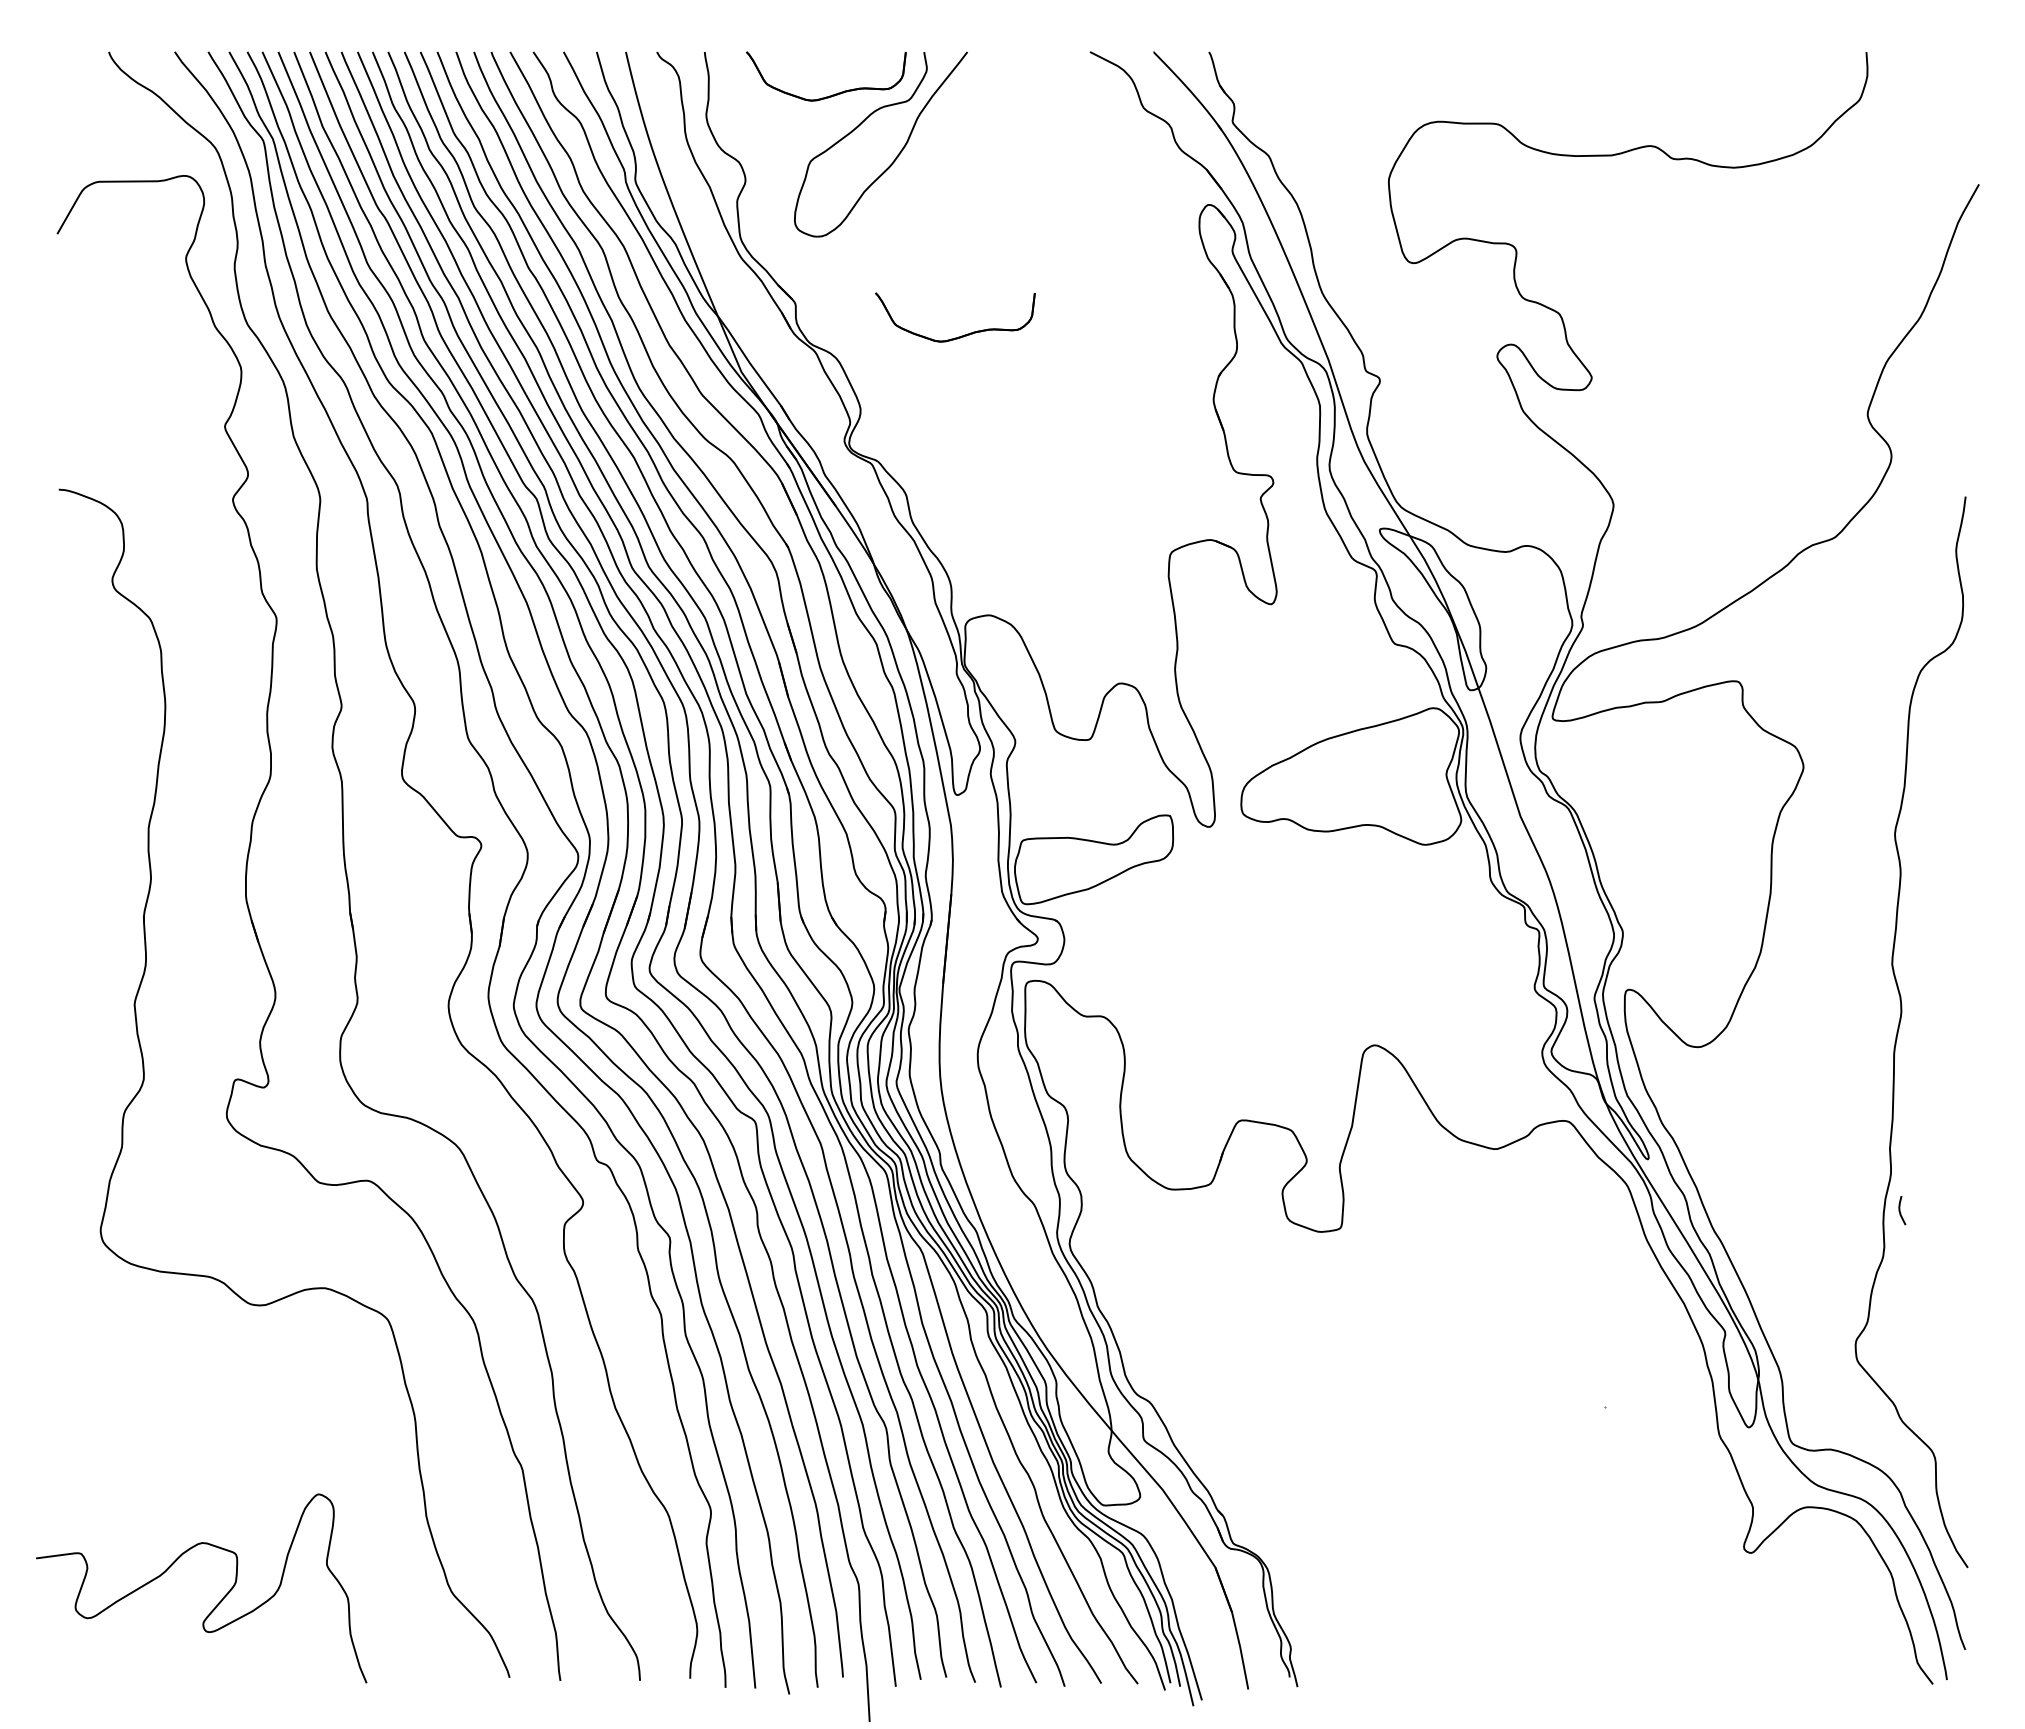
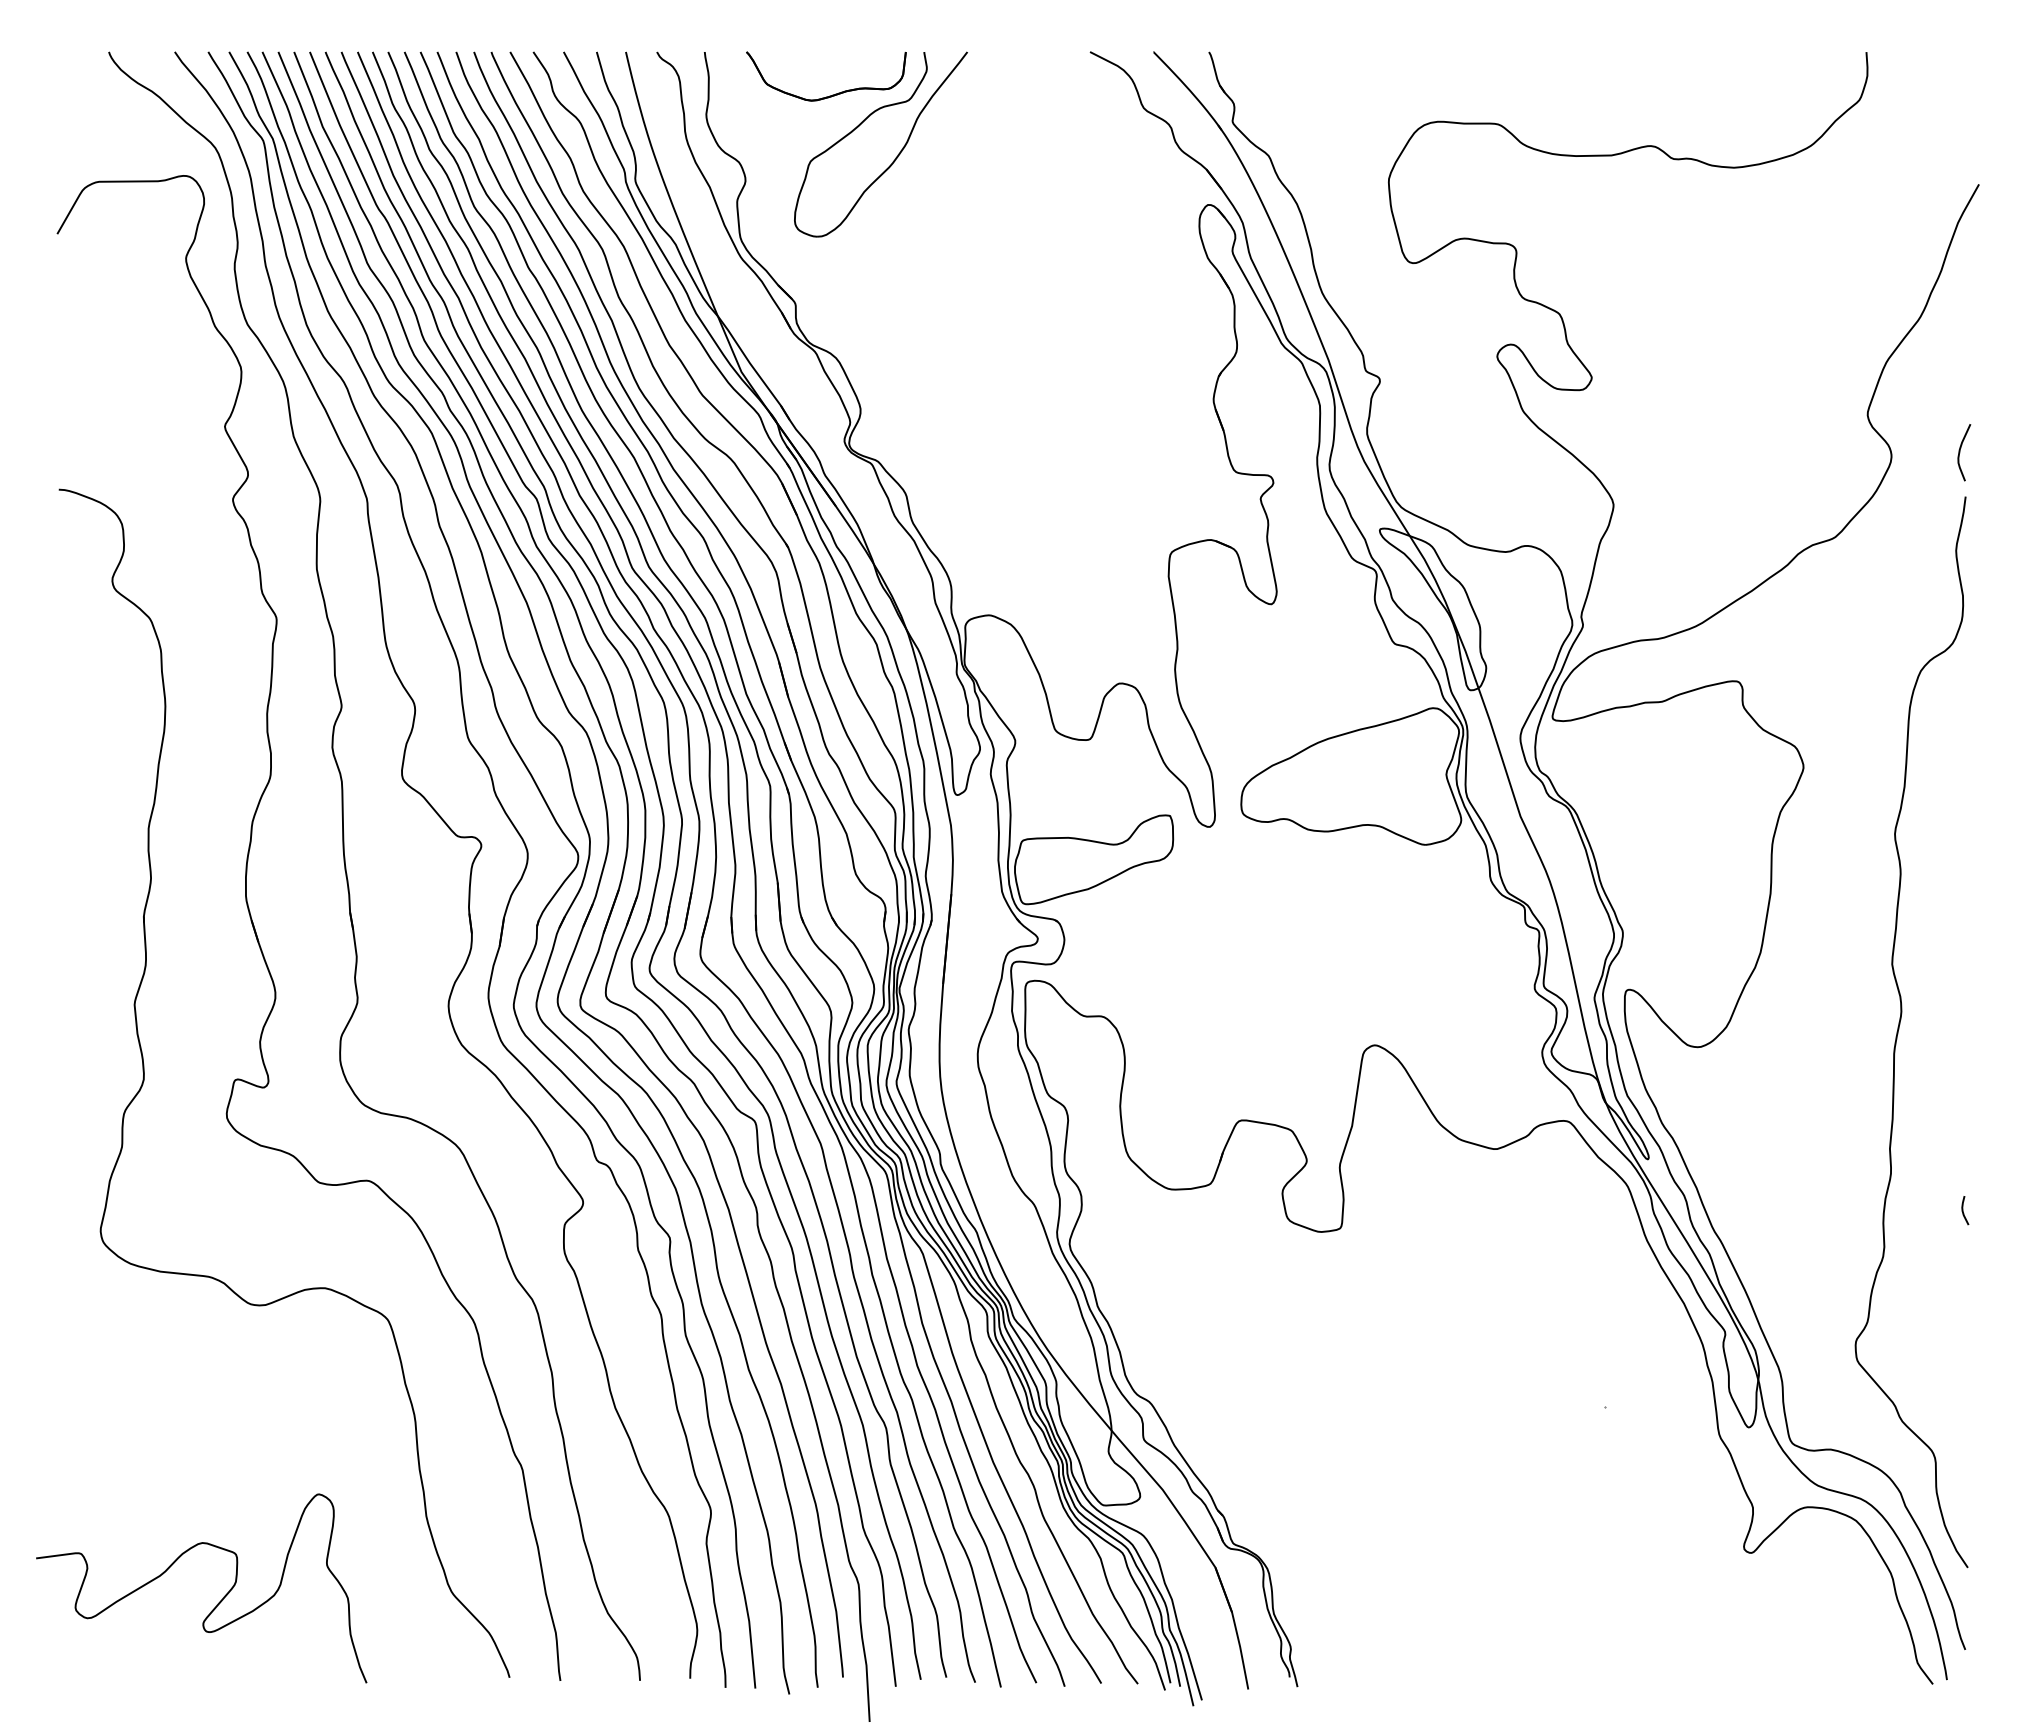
part: present -> none (961, 335)
curve: none -> present (1960, 452)
curve position: (1900, 1210) -> (1963, 1210) (1963, 1210)
